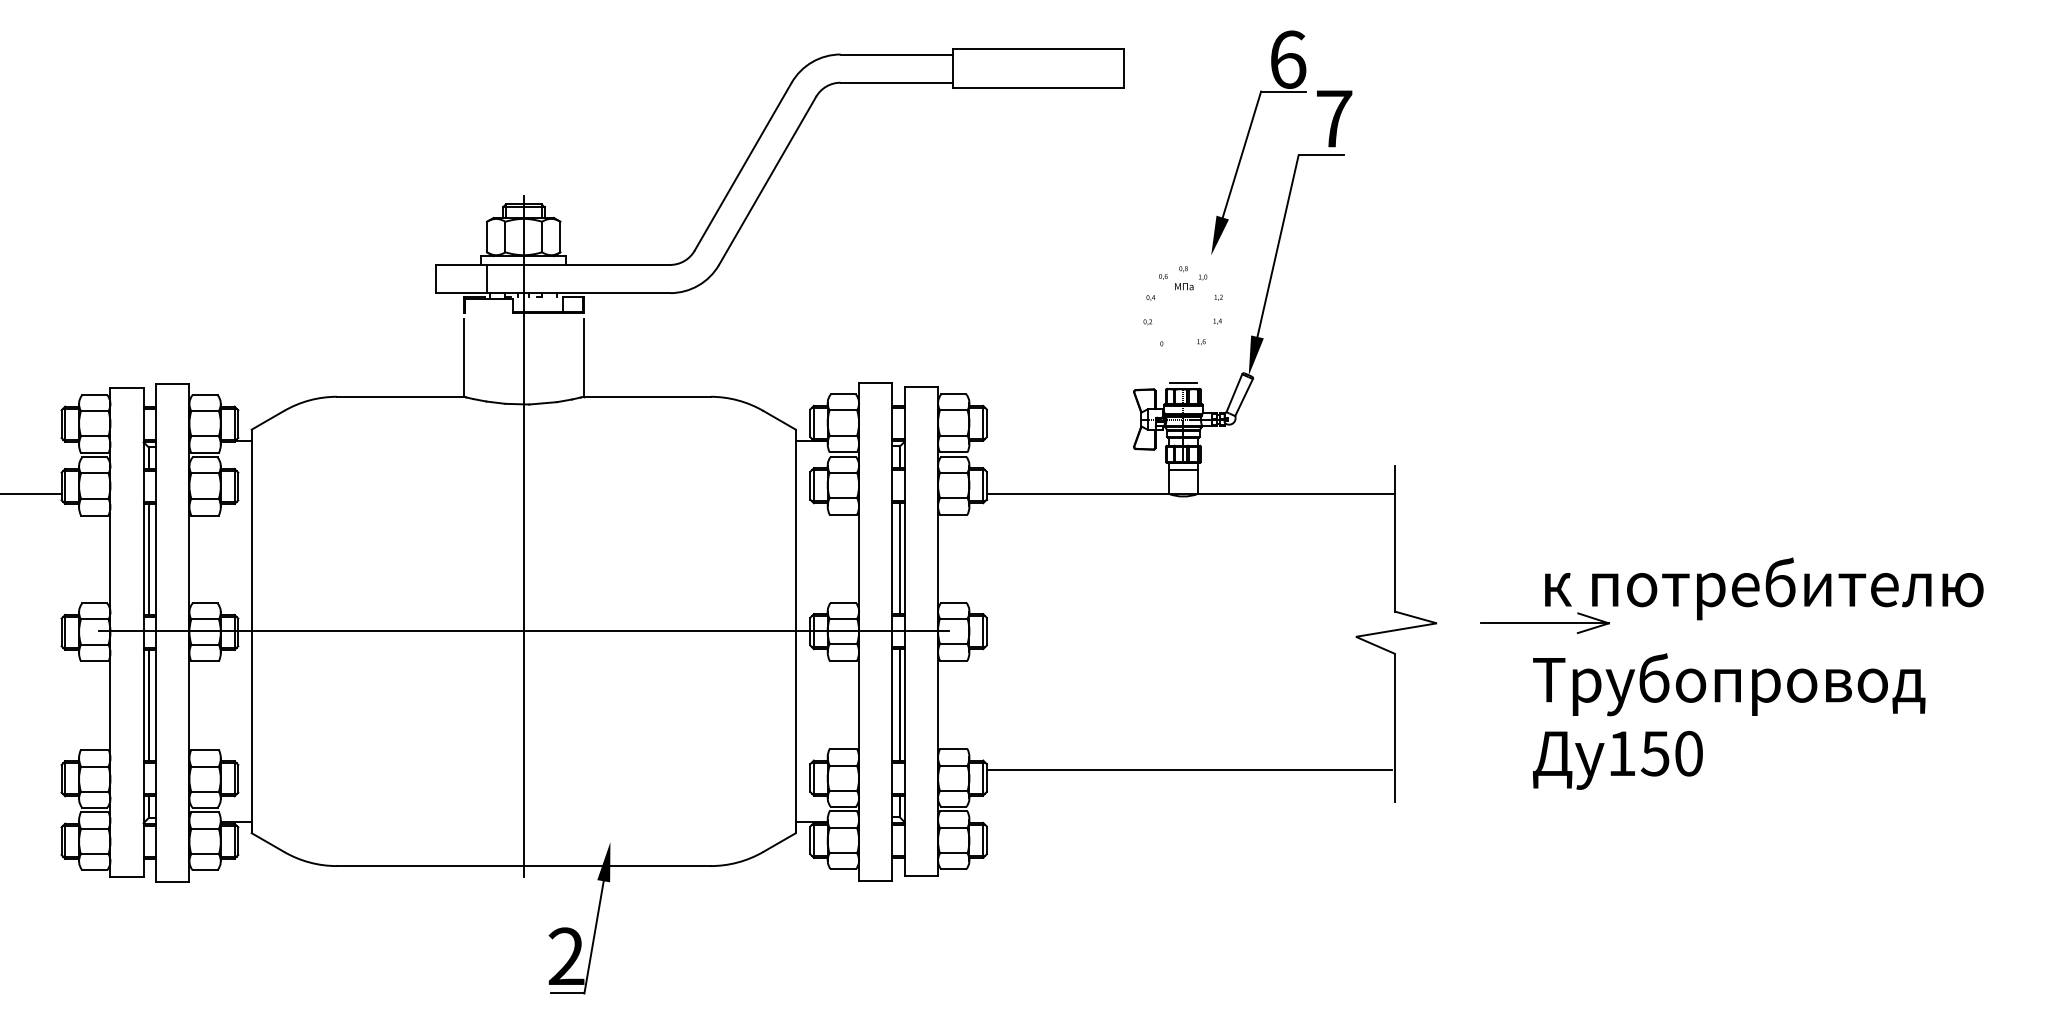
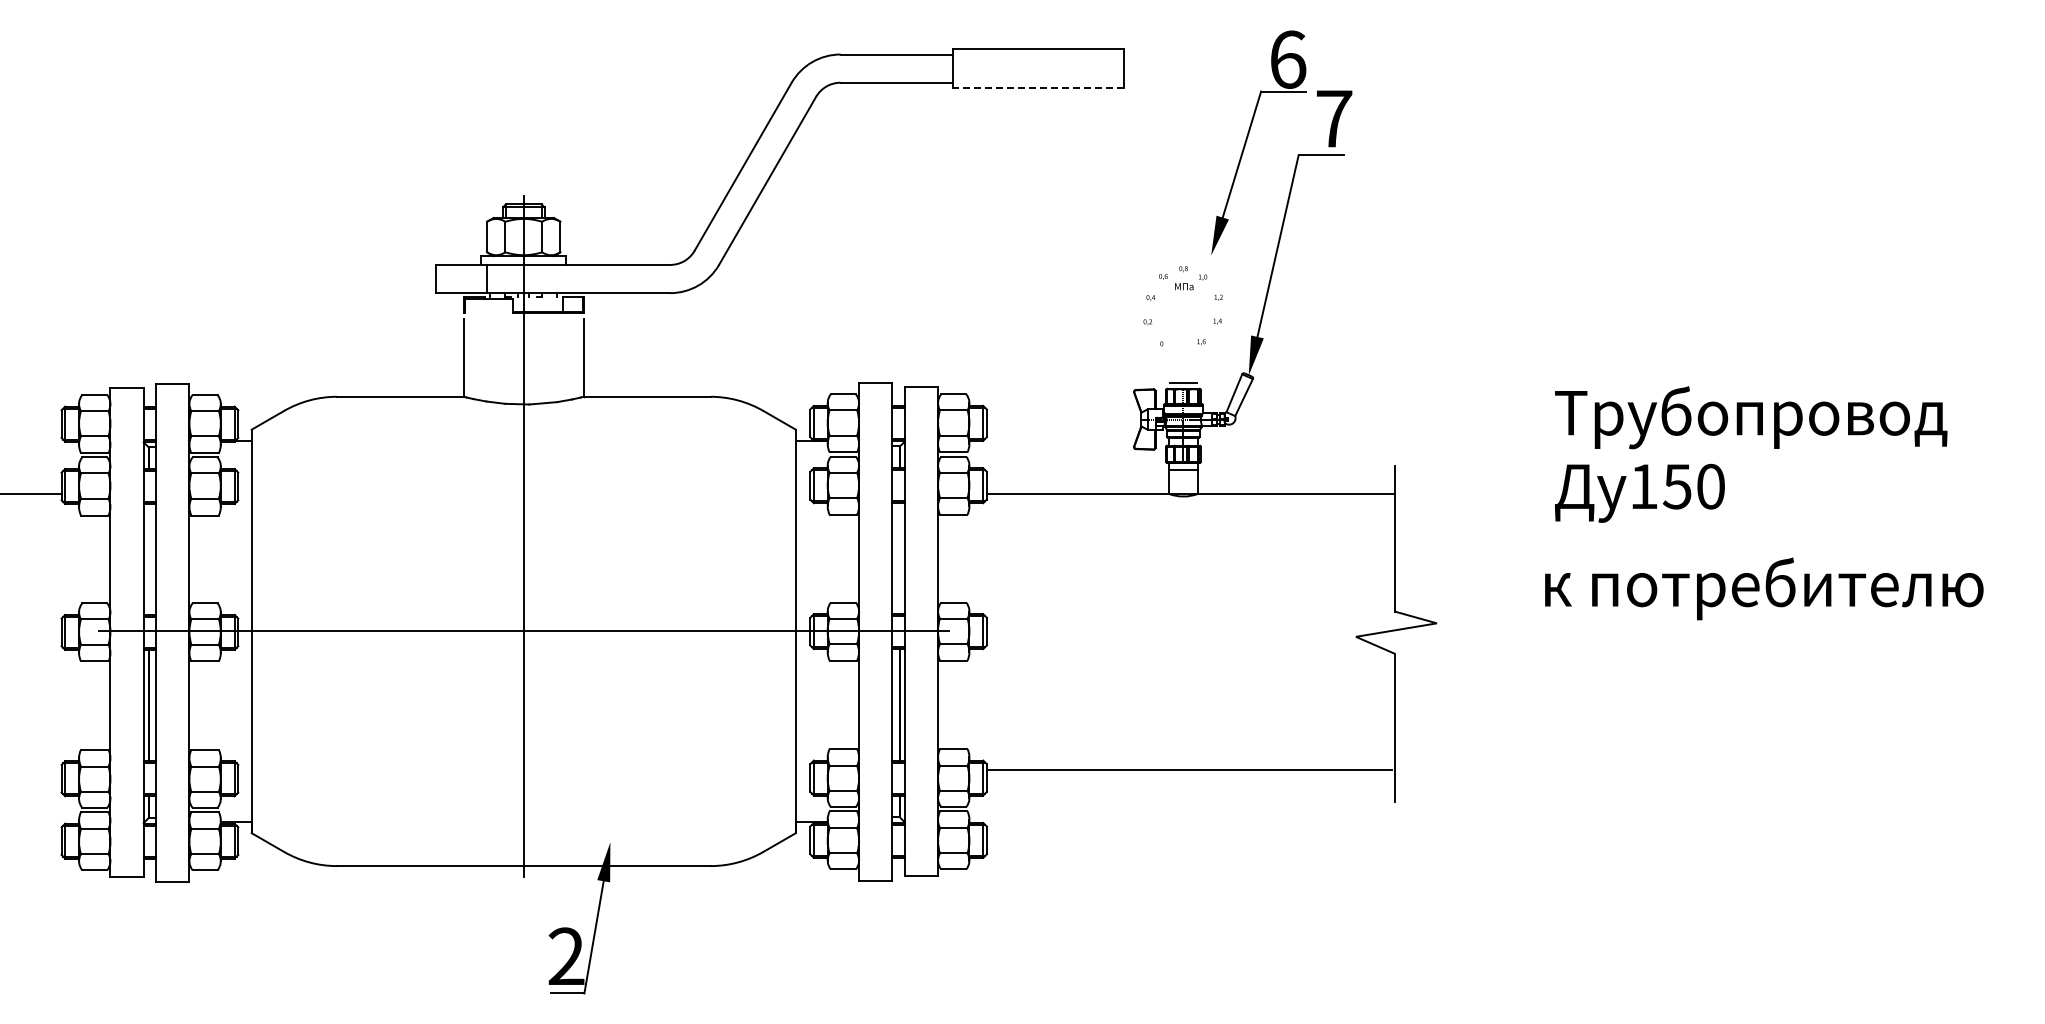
line: solid -> dashed (1038, 88)
line: present -> none (148, 558)
line: present -> none (899, 558)
part: present -> none (1544, 623)
text position: (1729, 721) -> (1751, 454) (1751, 454)
